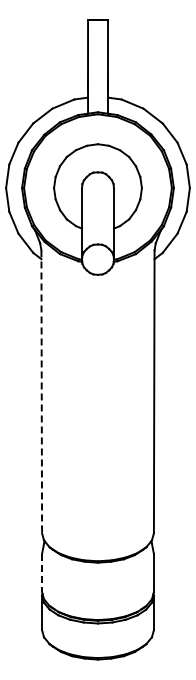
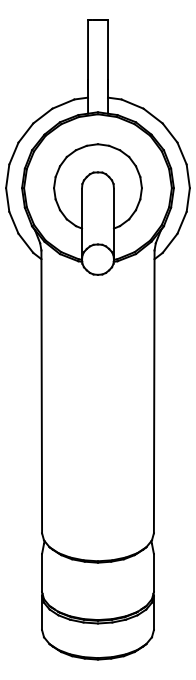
line: dashed -> solid (41, 392)
line: dashed -> solid (42, 573)
